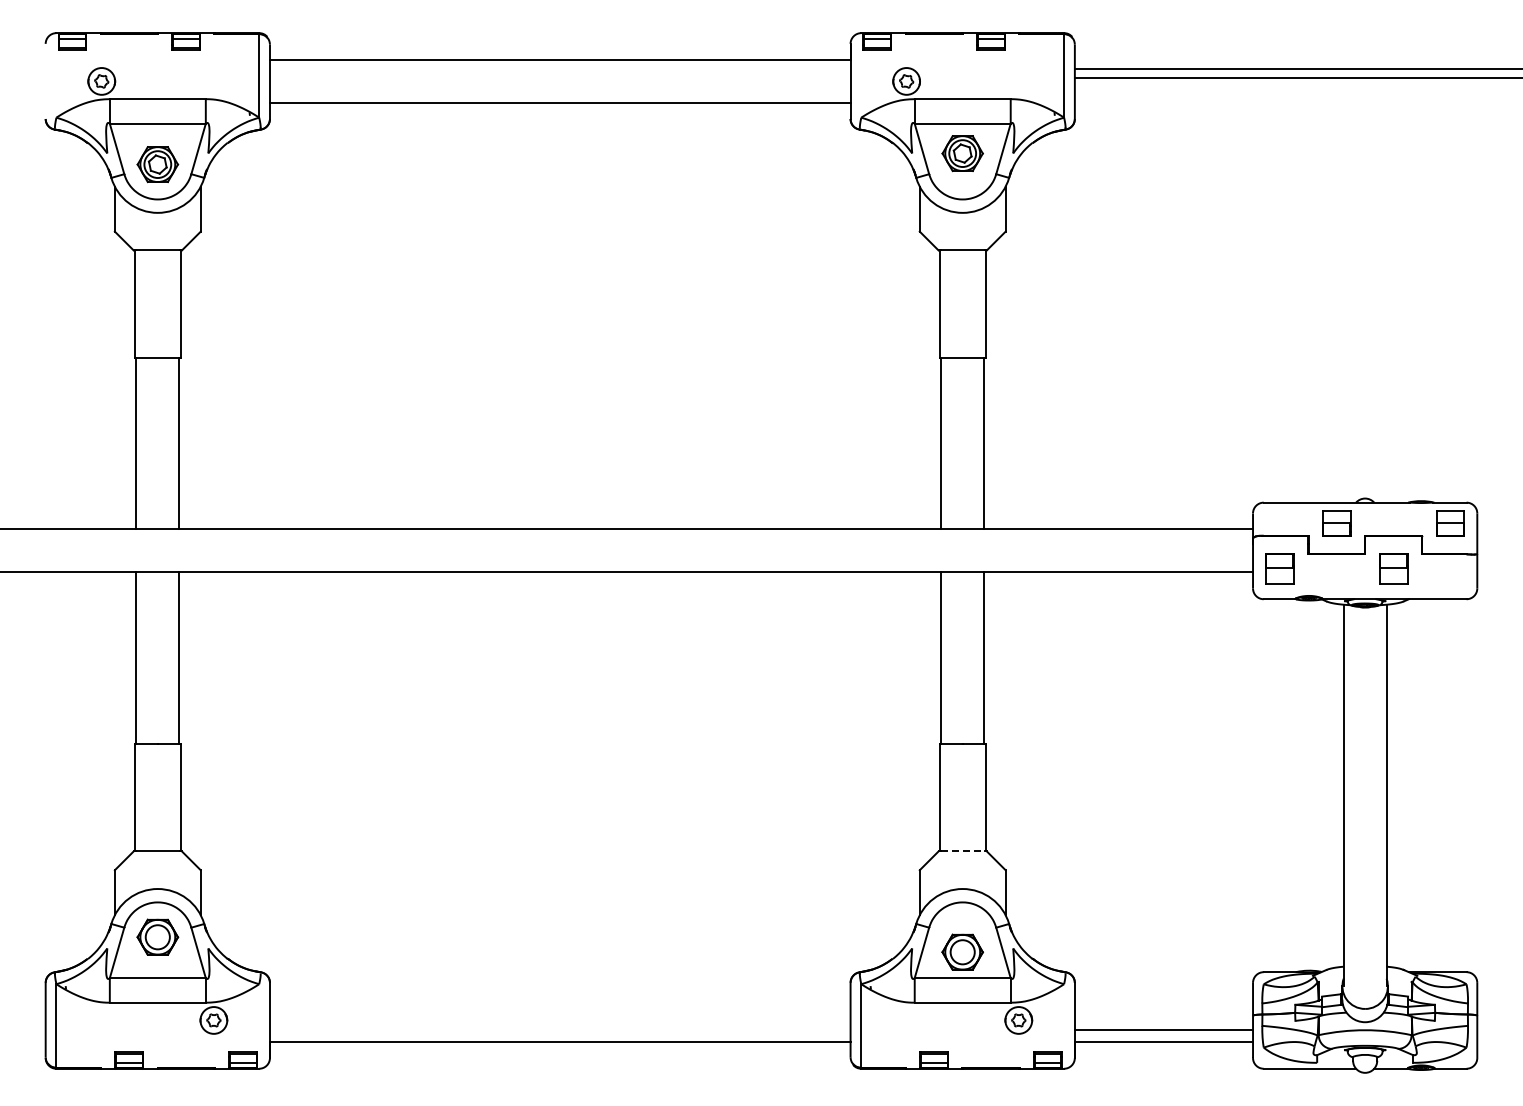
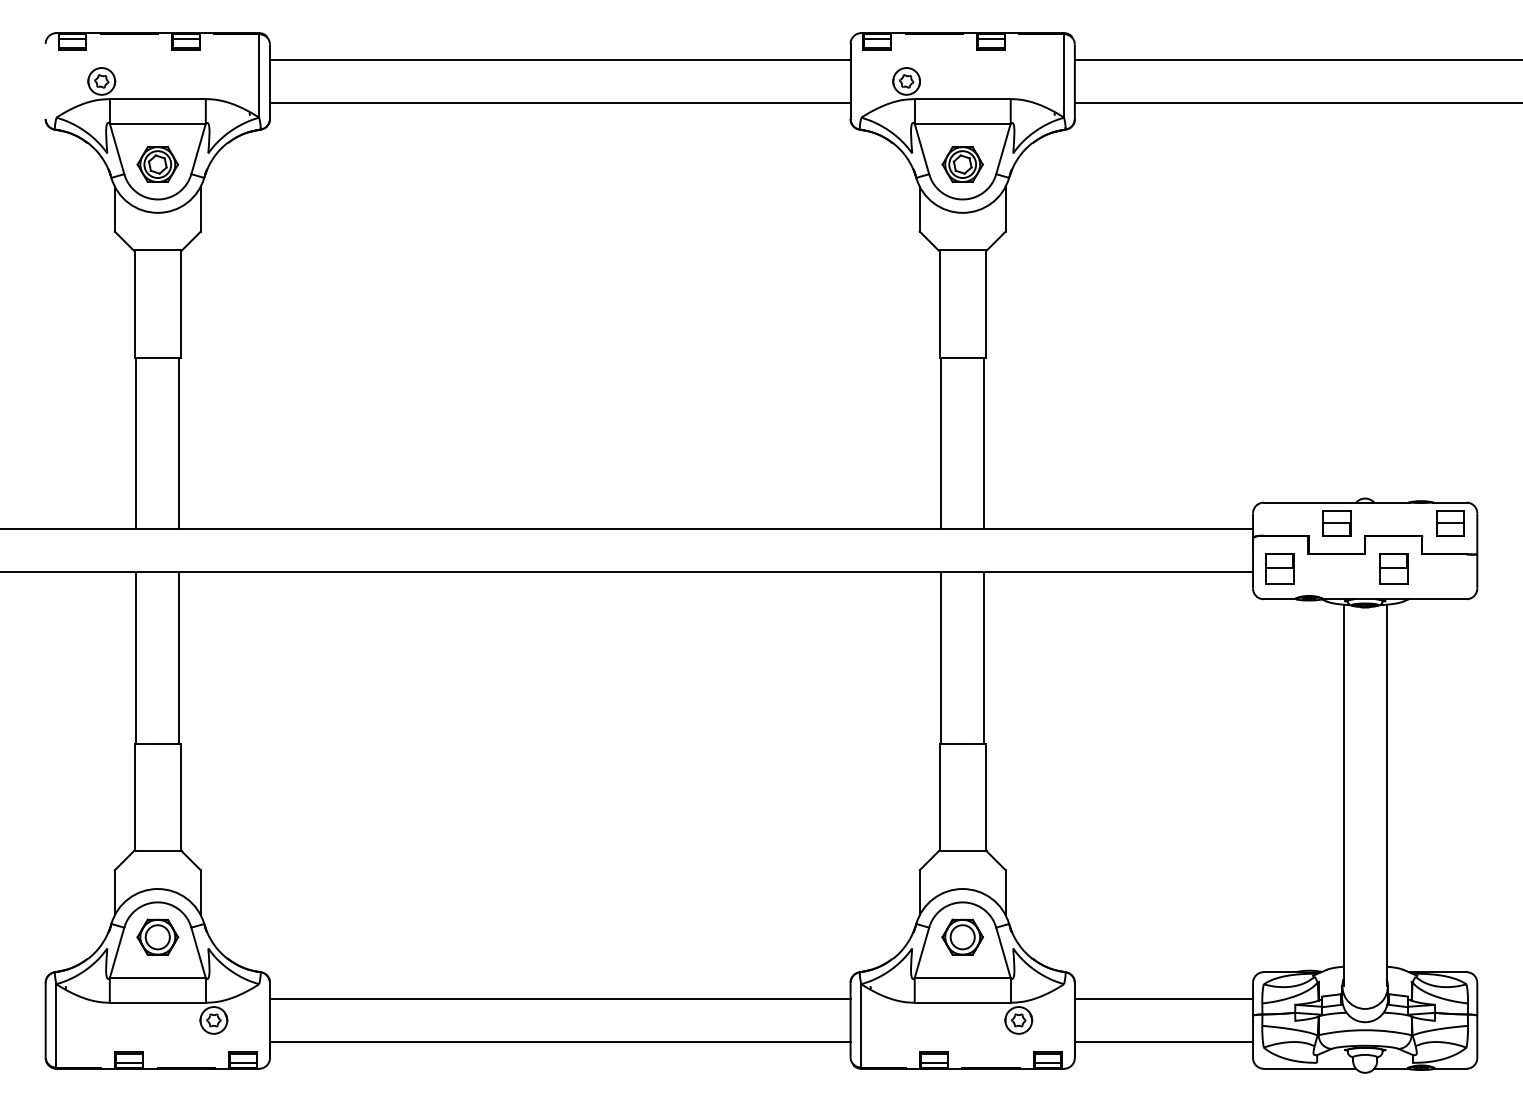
line position: (1296, 68) -> (1296, 102) (1296, 102)
line position: (1296, 77) -> (1296, 59) (1296, 59)
part position: (962, 153) -> (962, 164) (962, 164)
line: dashed -> solid (963, 851)
part position: (962, 951) -> (962, 936) (962, 936)
line: none -> present (559, 999)
line position: (1163, 1030) -> (1163, 999) (1163, 999)
